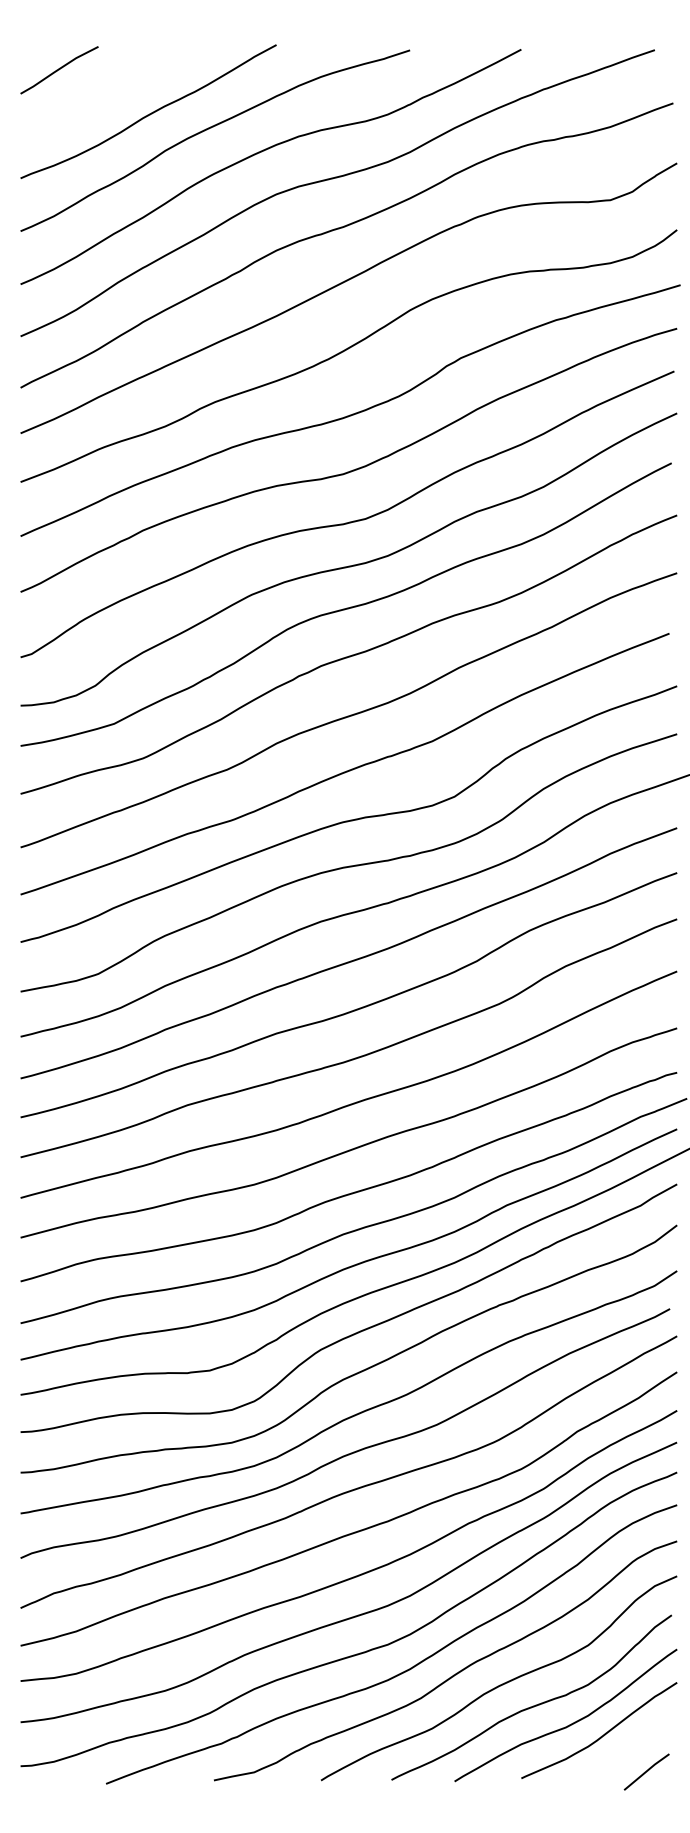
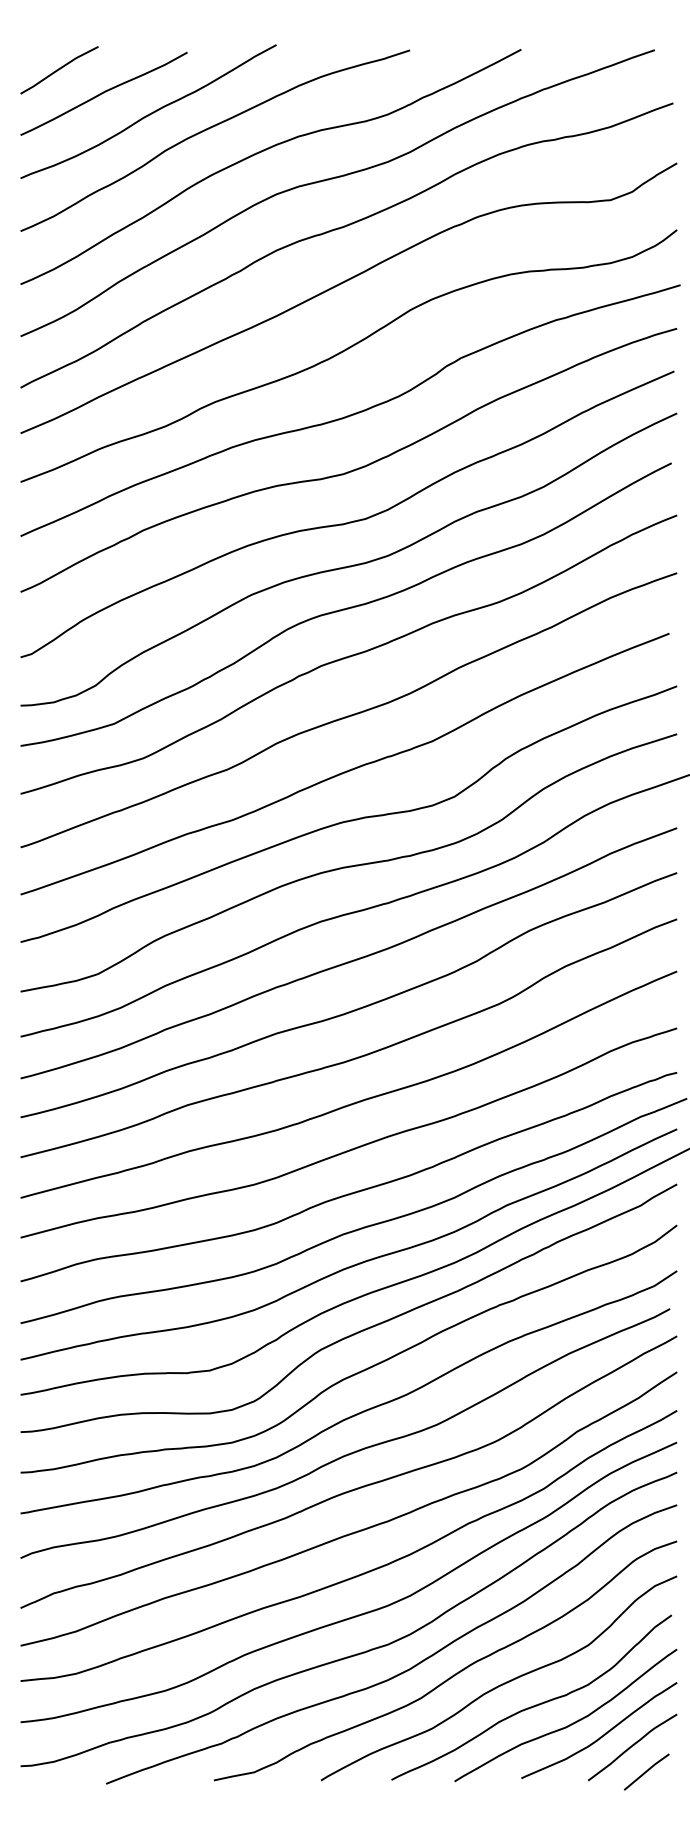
curve: none -> present (103, 93)
curve: none -> present (632, 1746)
